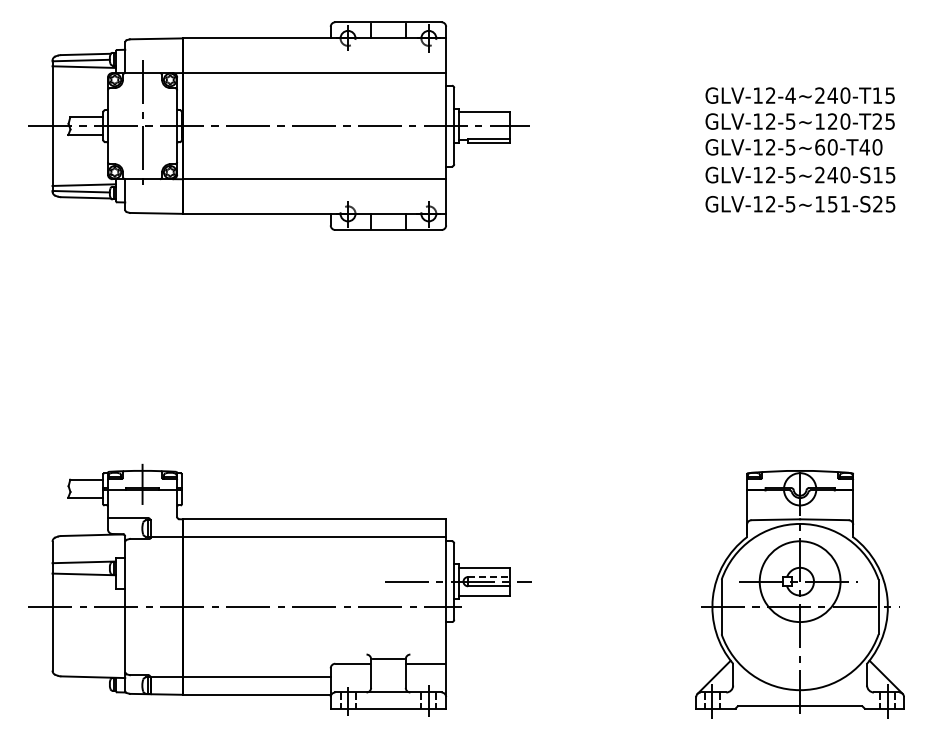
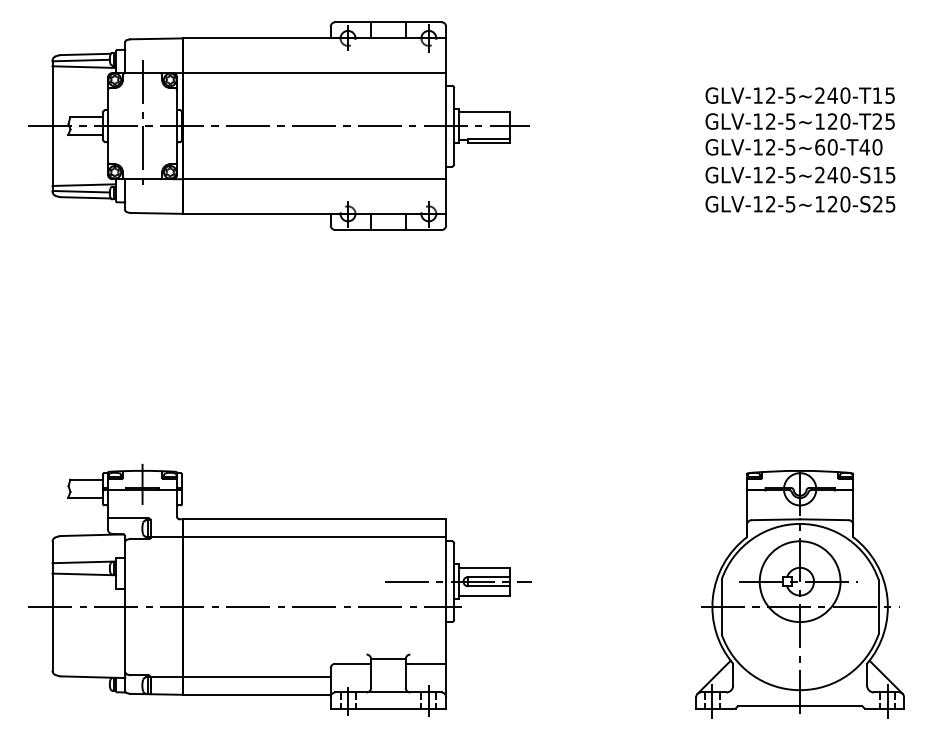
text: GLV-12-4~240-T15 -> GLV-12-5~240-T15 (790, 95)
text: GLV-12-5~151-S25 -> GLV-12-5~120-S25 (839, 203)
line: dashed -> solid (488, 577)
